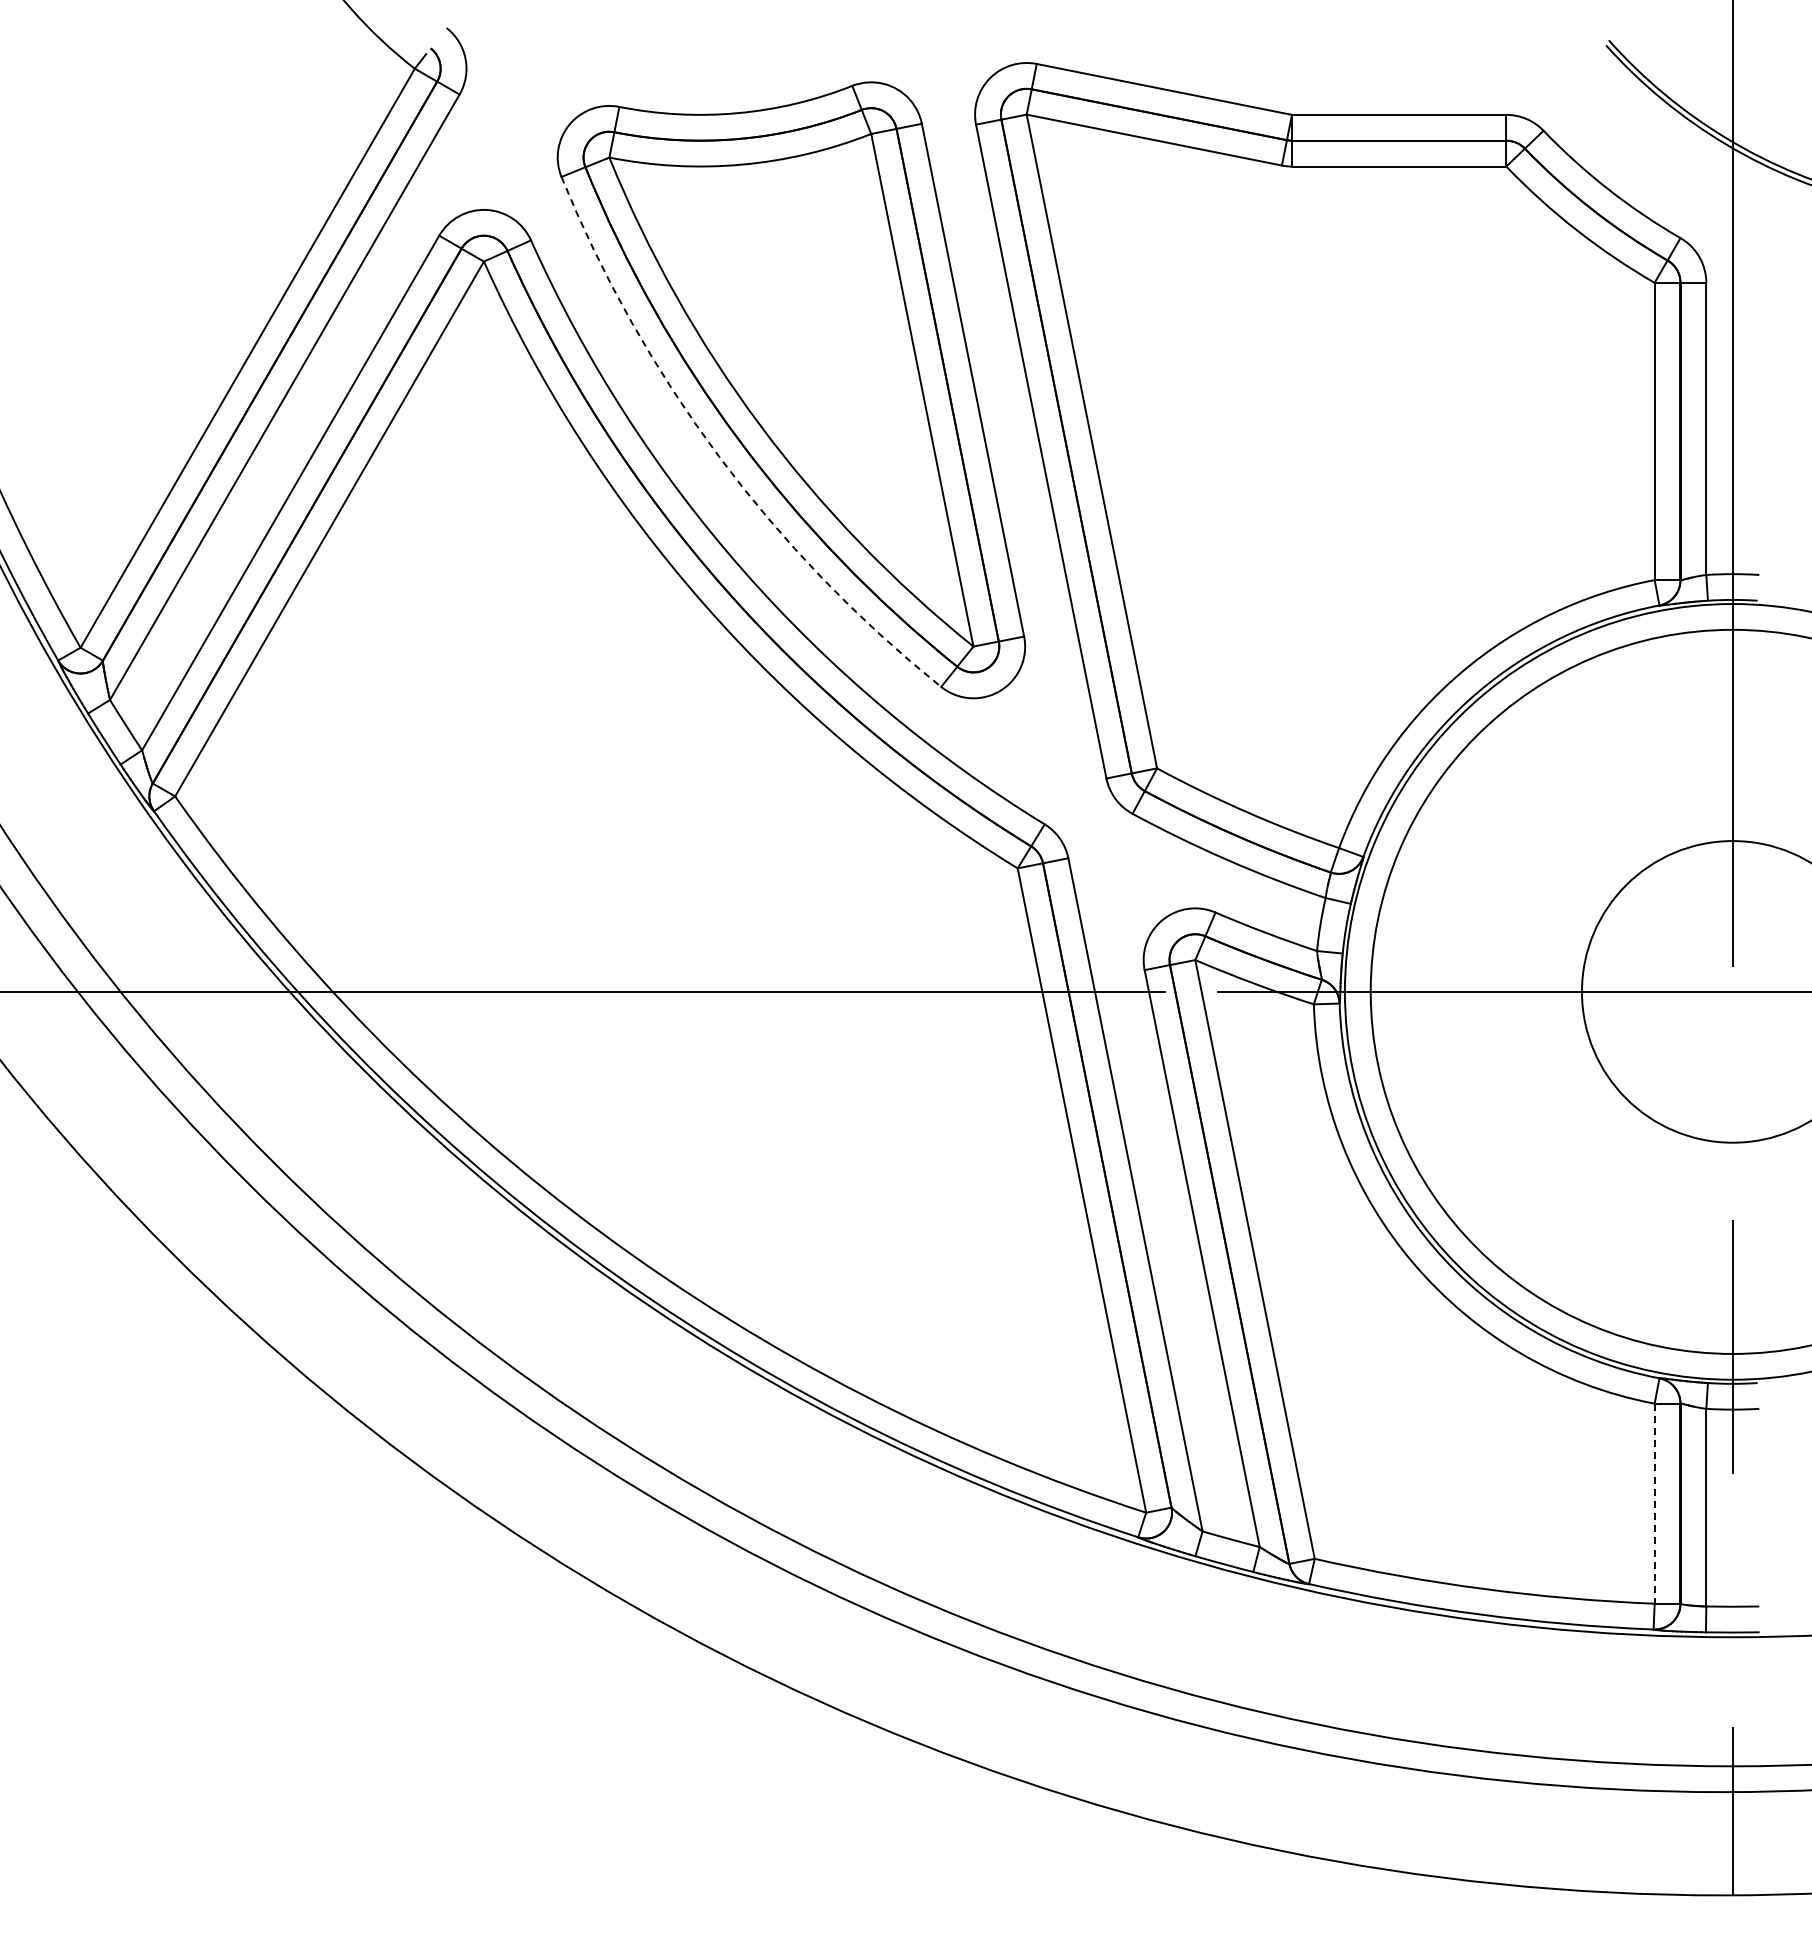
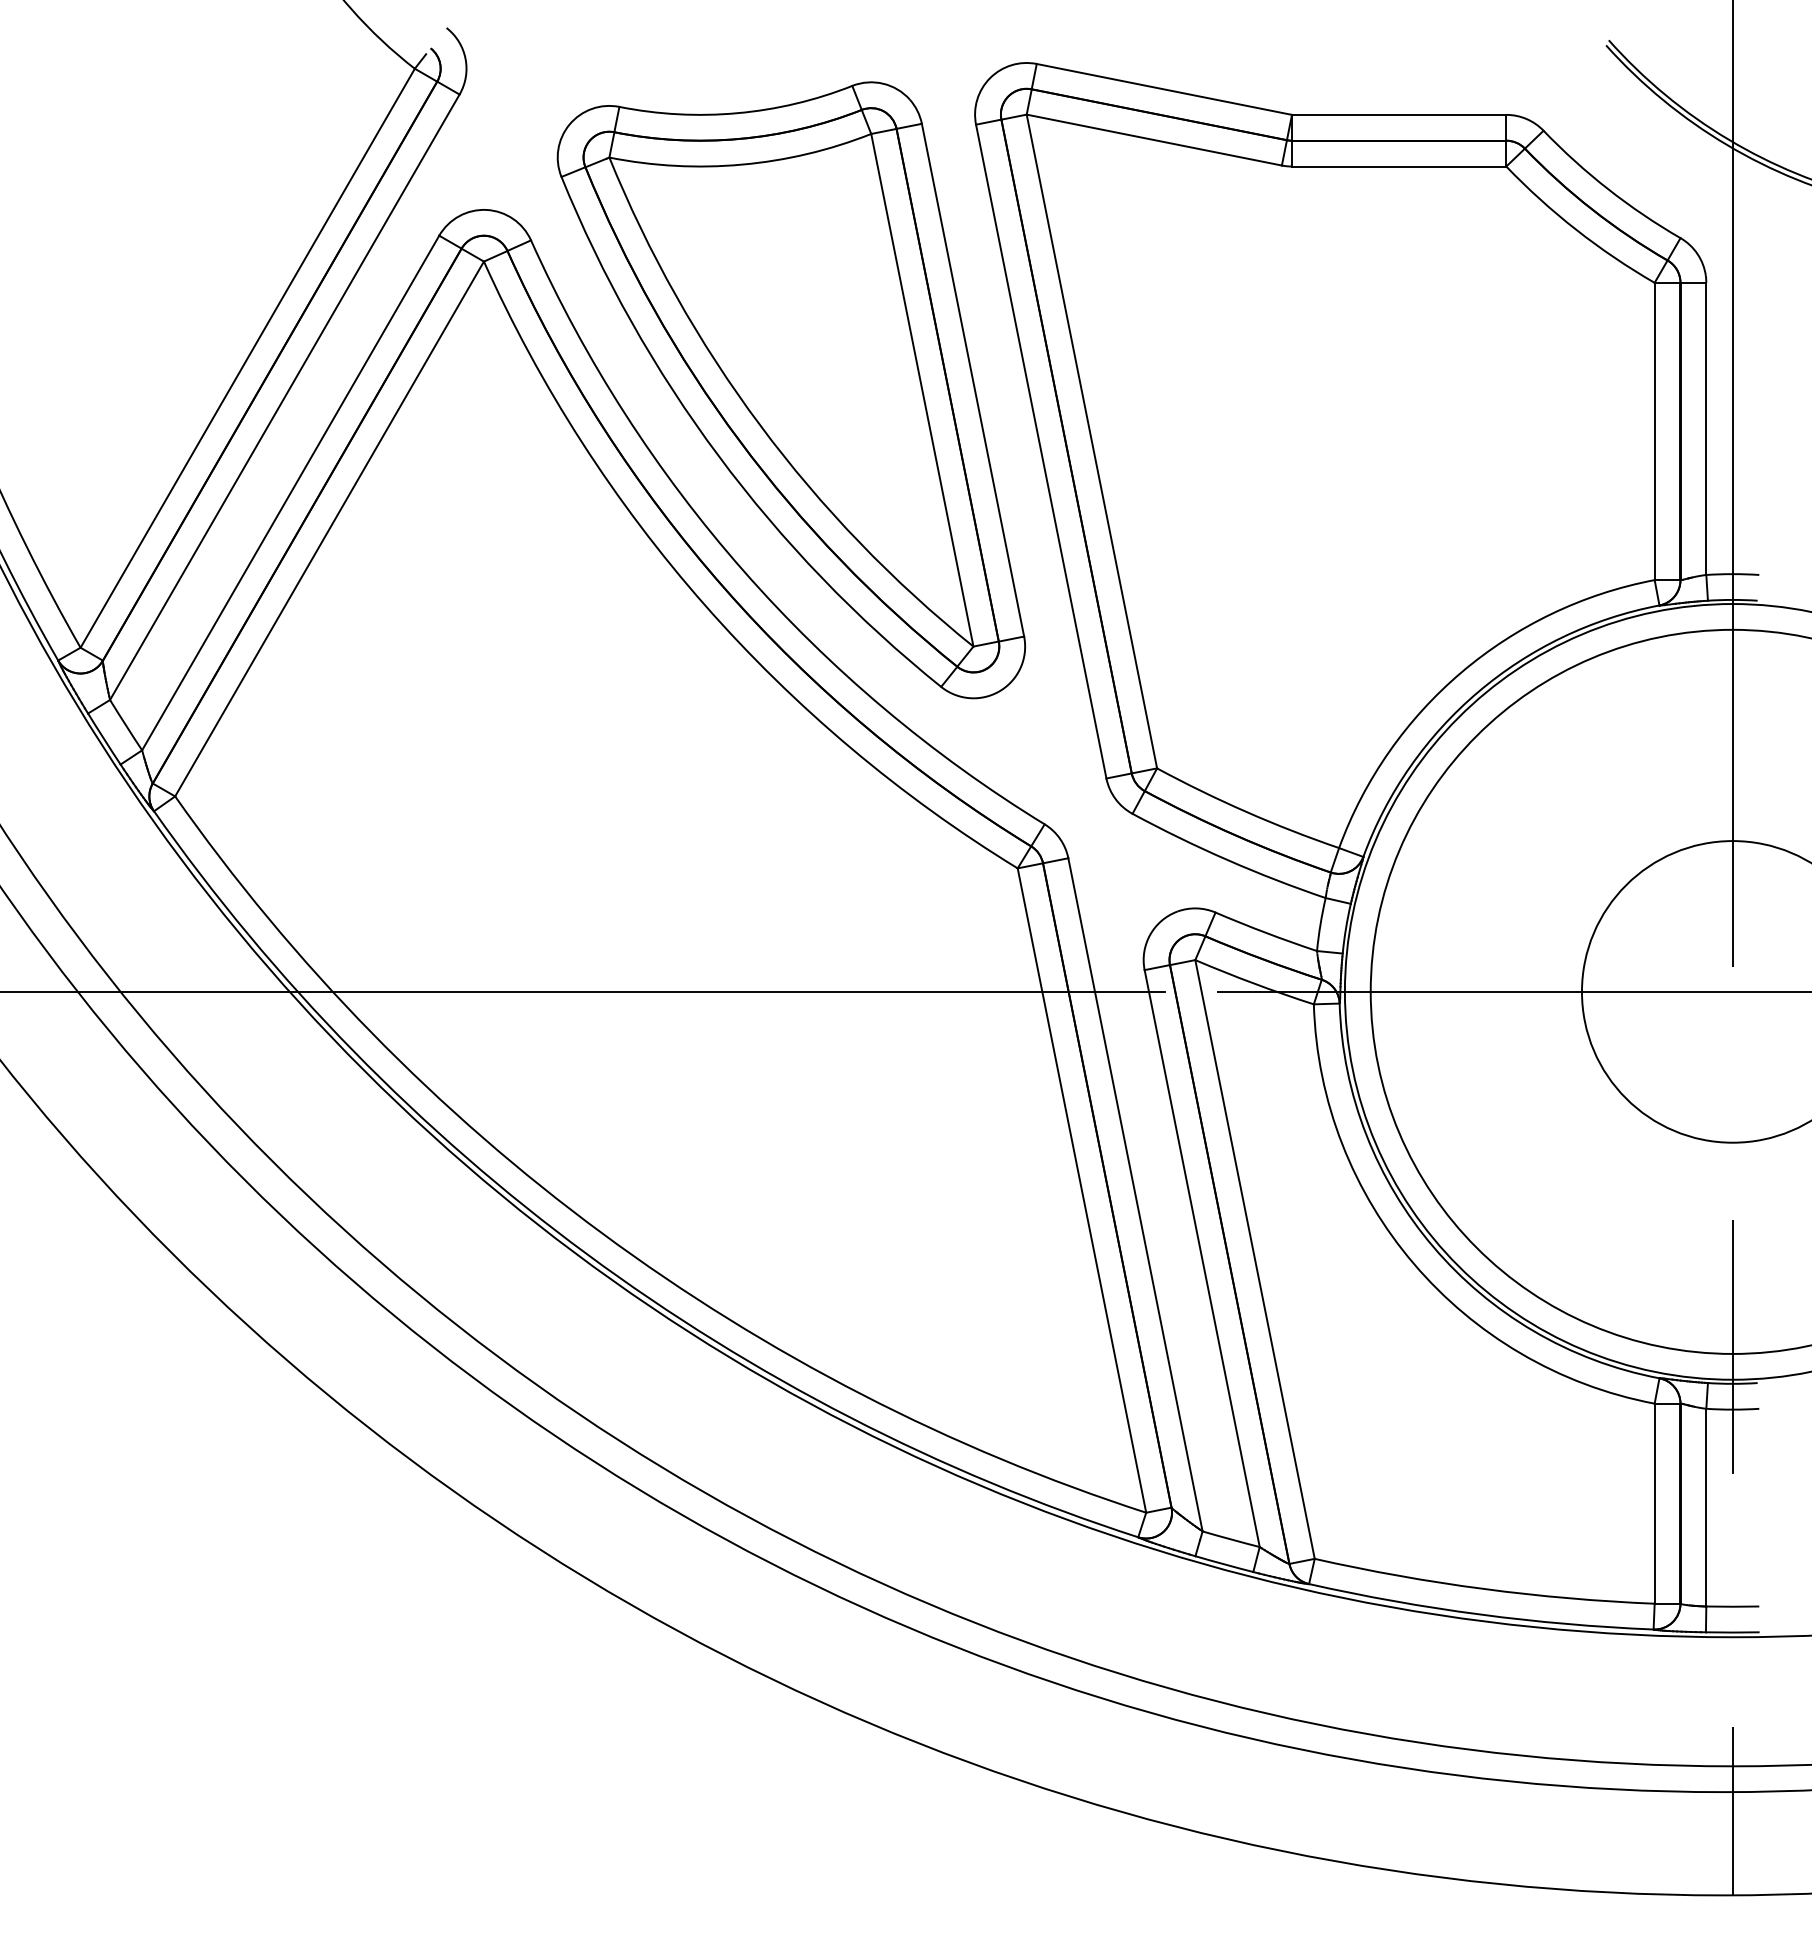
arc: dashed -> solid (718, 456)
line: dashed -> solid (1654, 1504)
